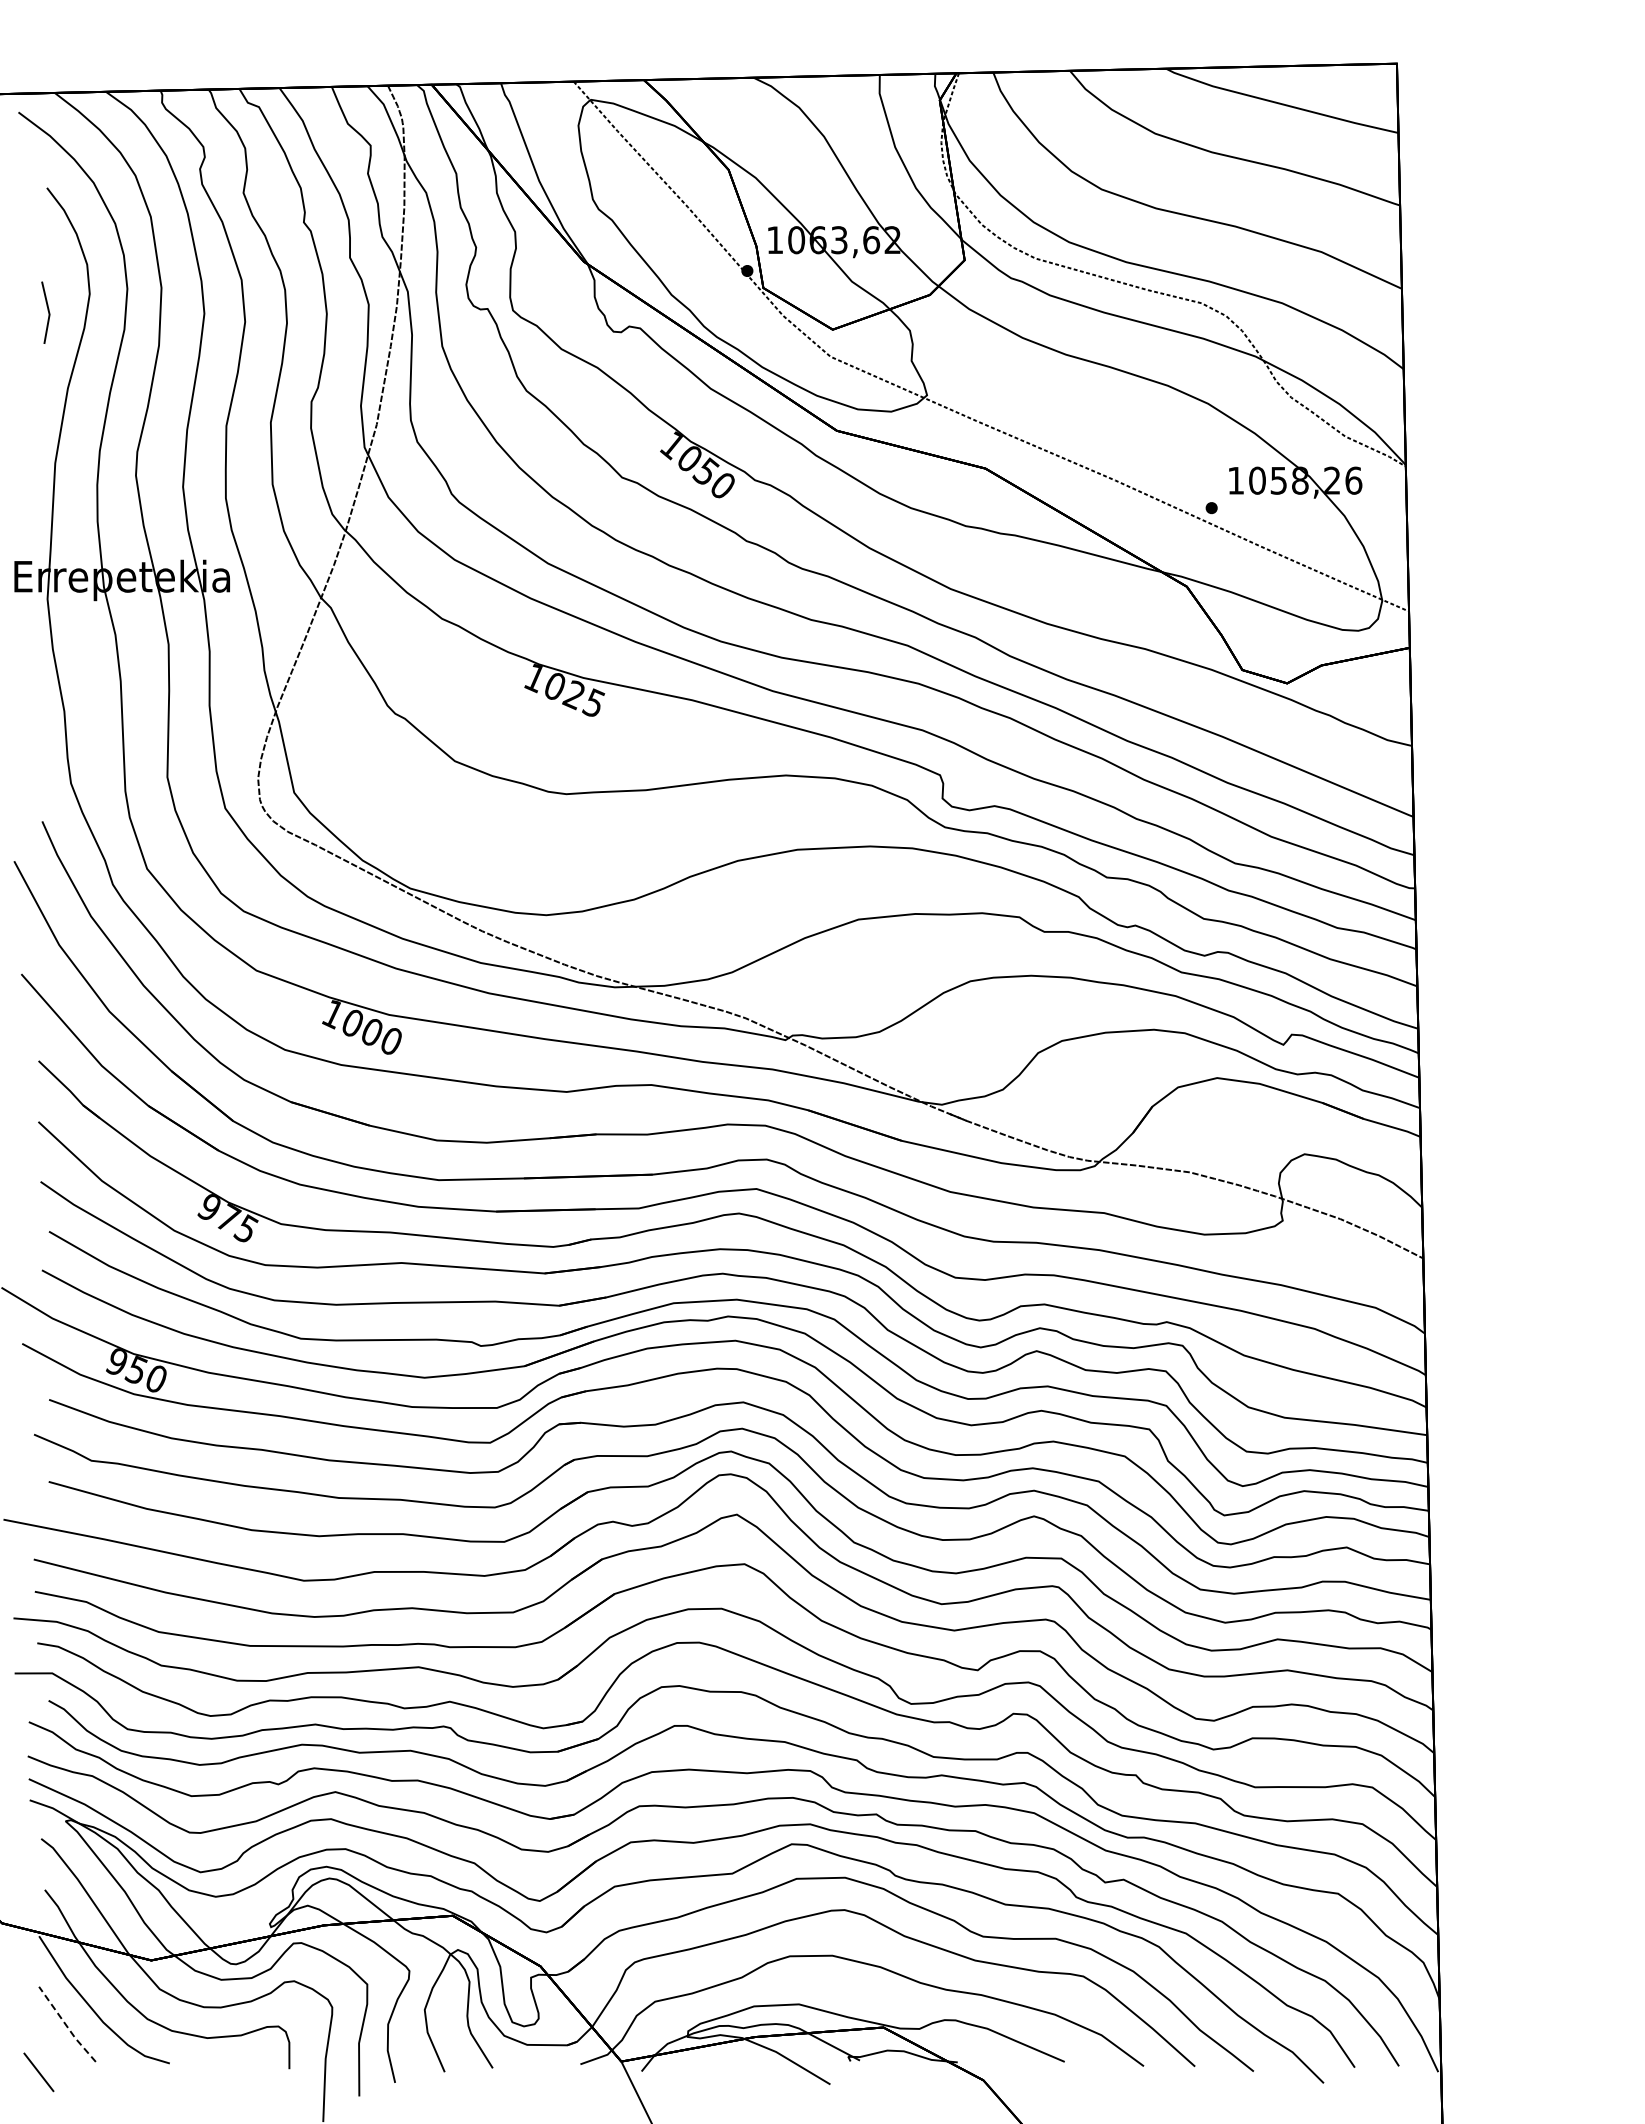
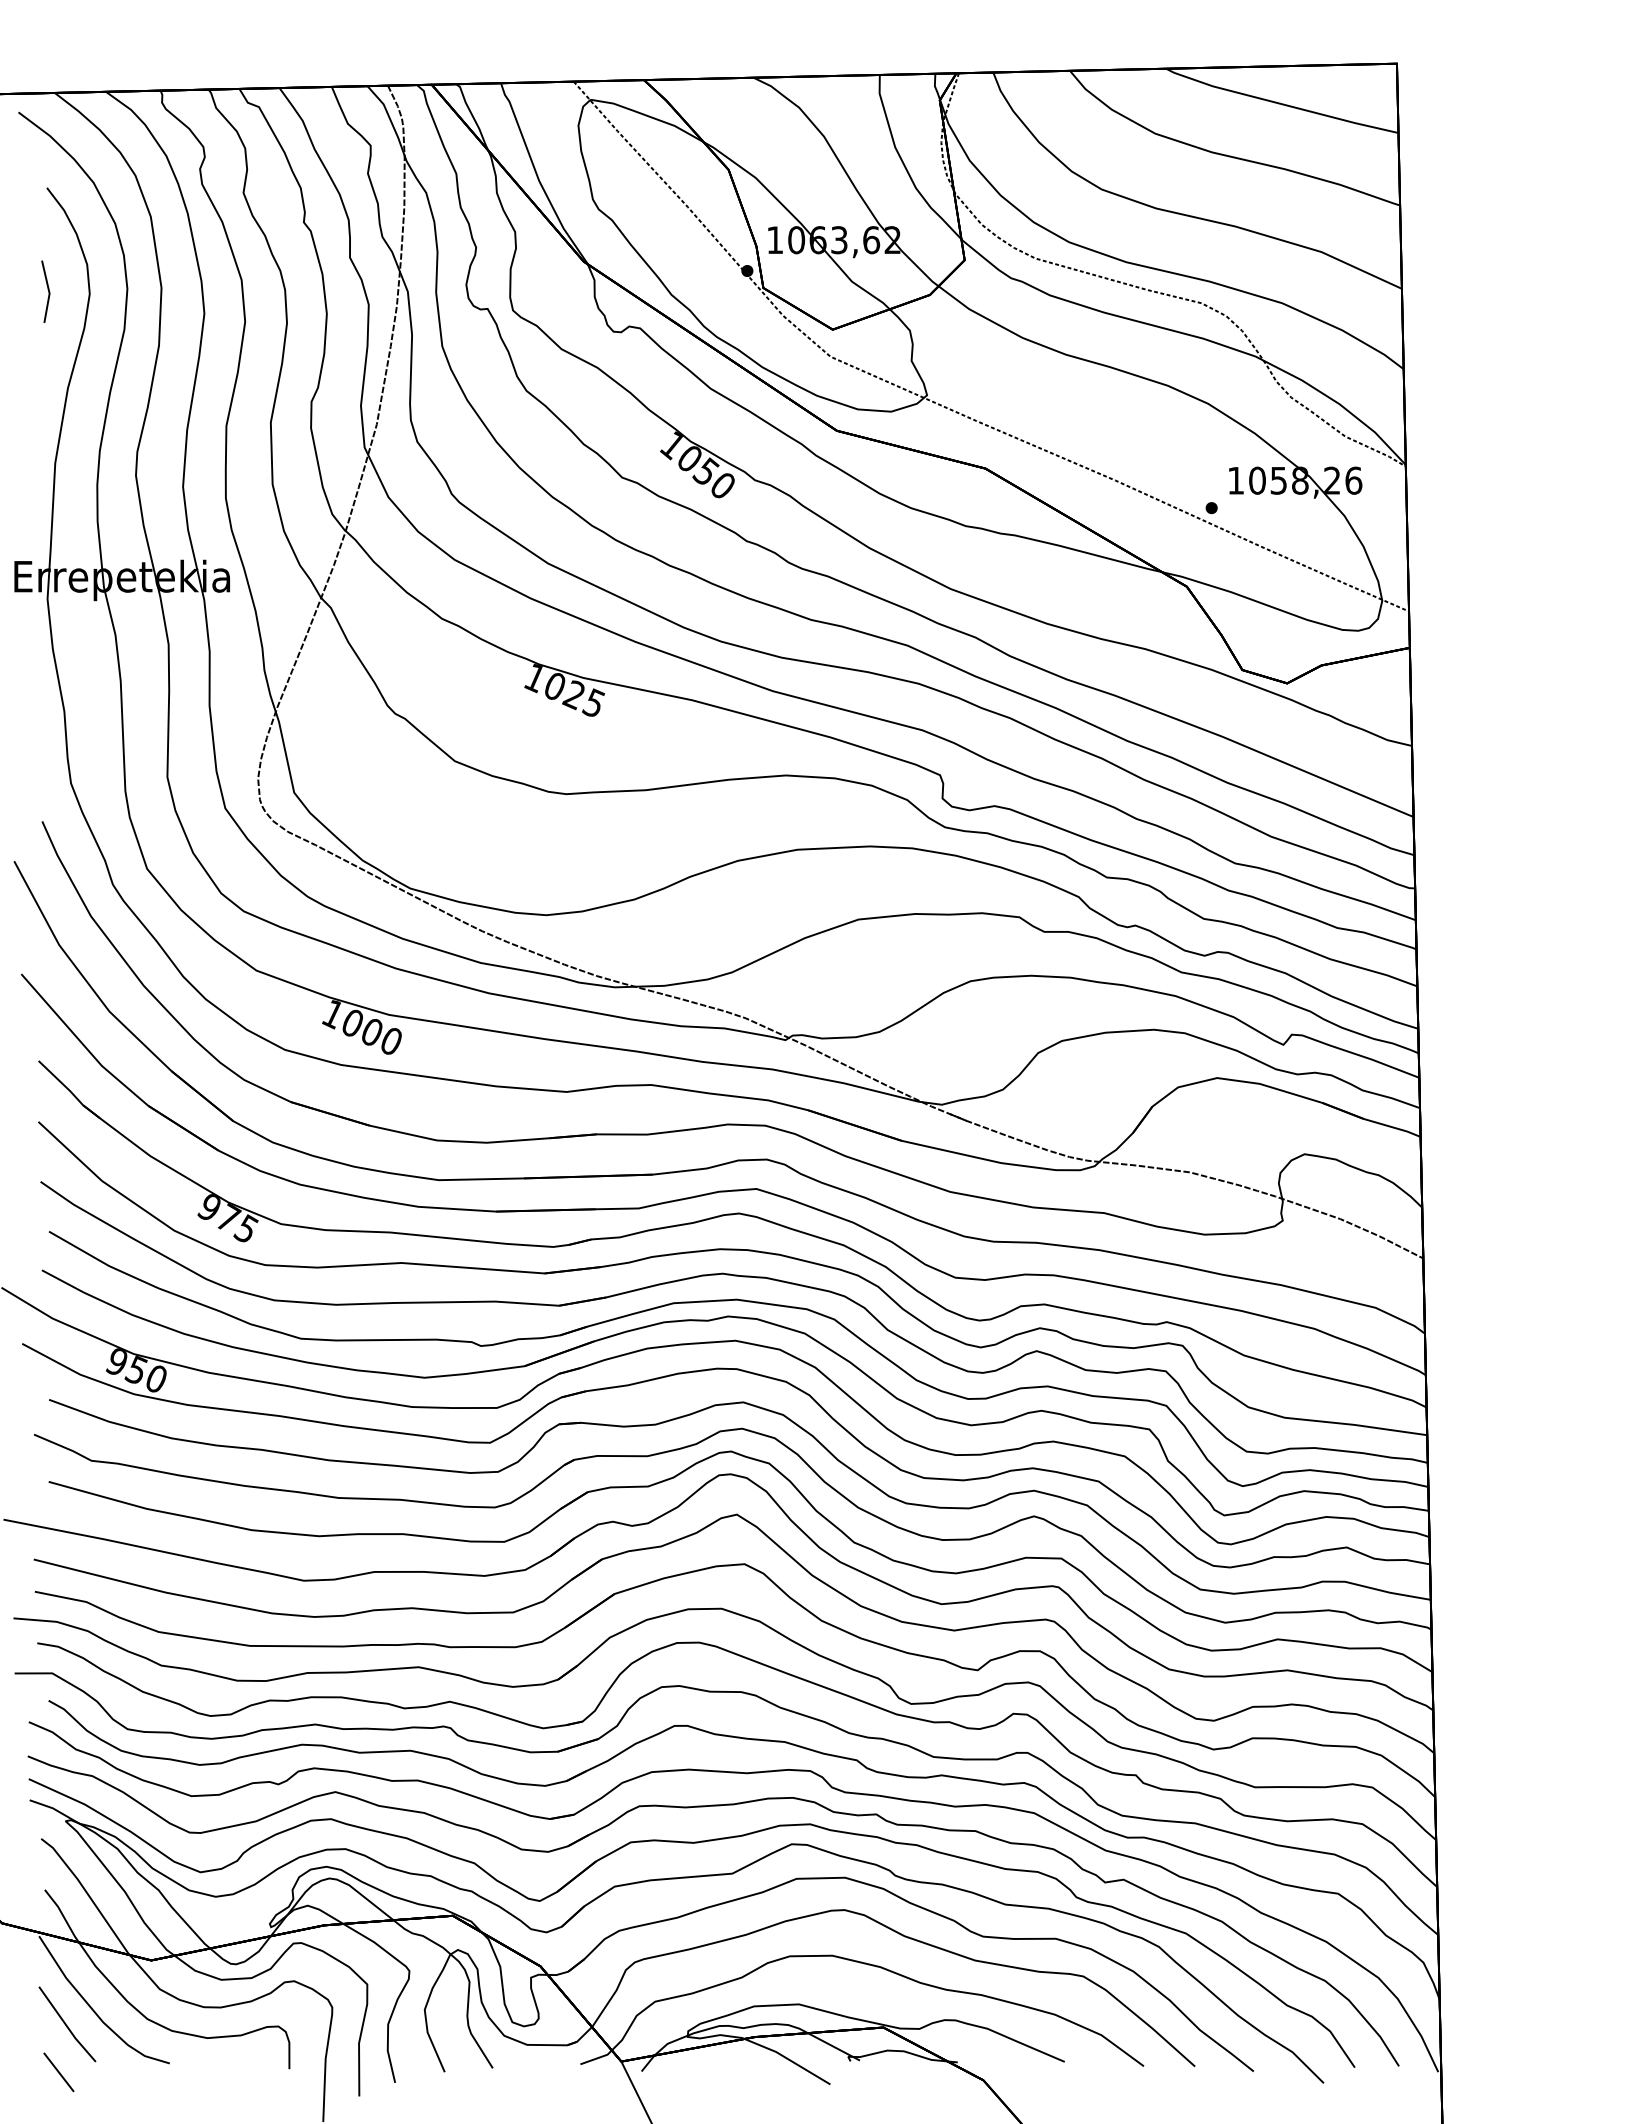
line position: (47, 310) -> (47, 289) (47, 289)
line: dashed -> solid (66, 2025)
line position: (38, 2072) -> (58, 2072) (58, 2072)
